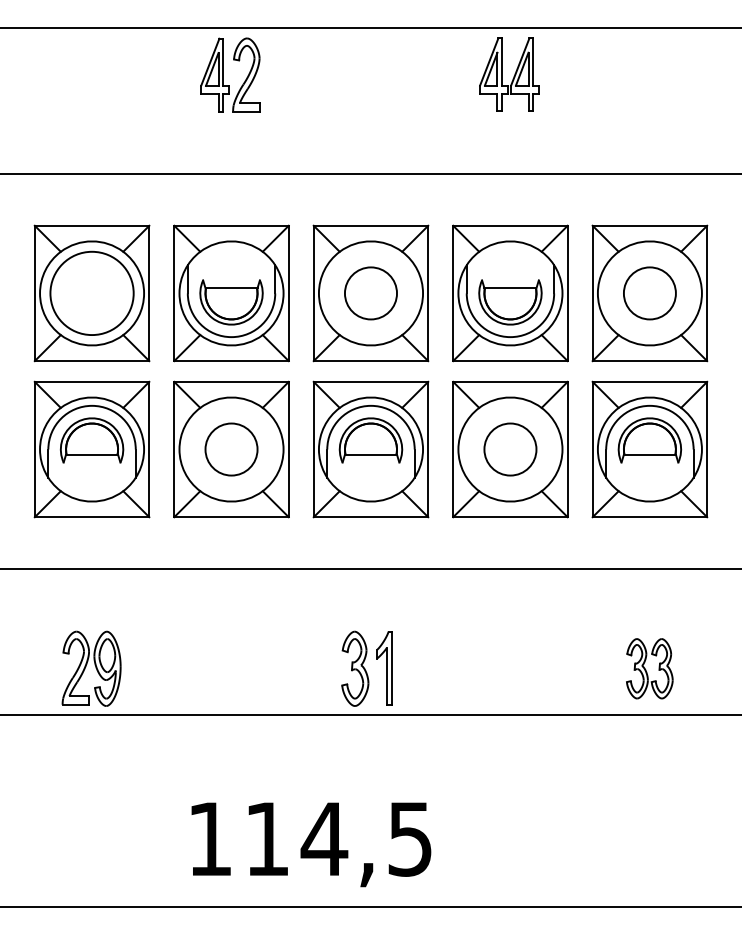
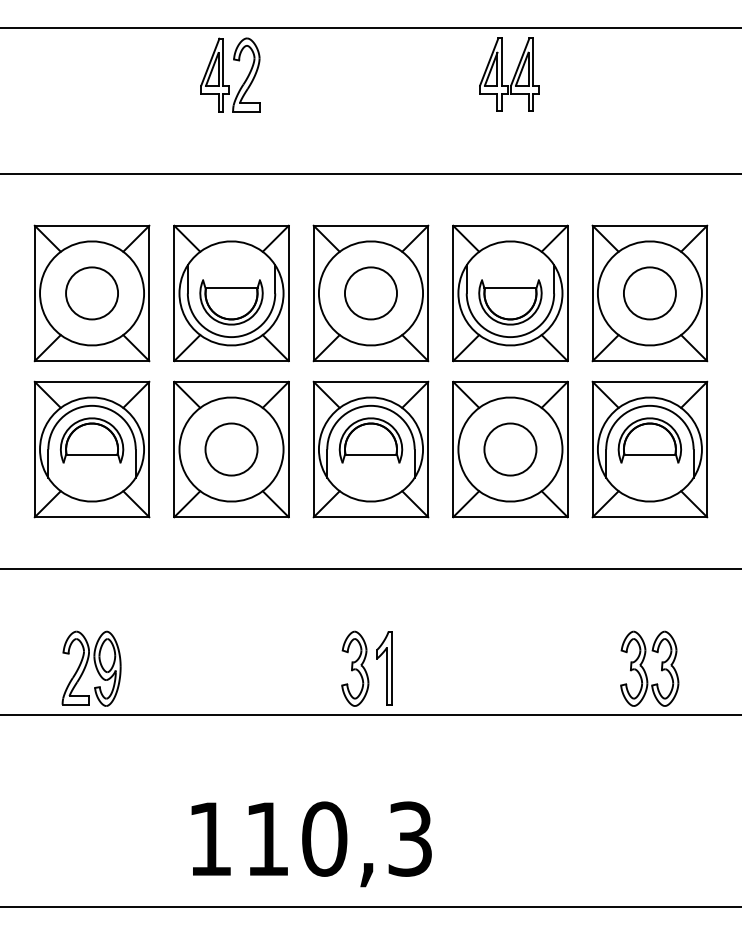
circle diameter: 83 px -> 52 px (92, 293)
part size: 48x62 px -> 60x77 px (649, 668)
text: 114,5 -> 110,3 (365, 838)
